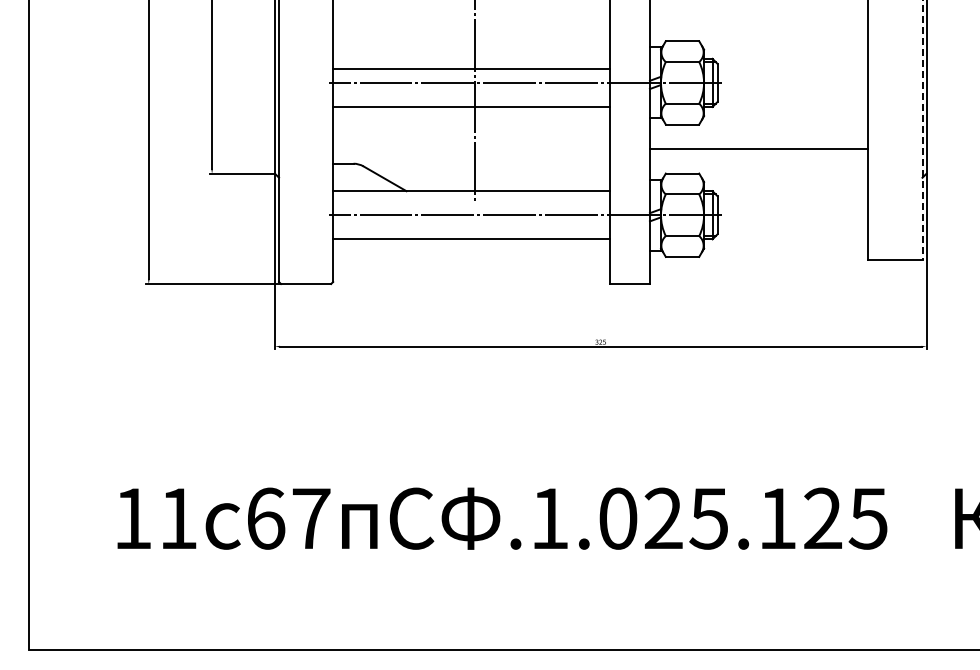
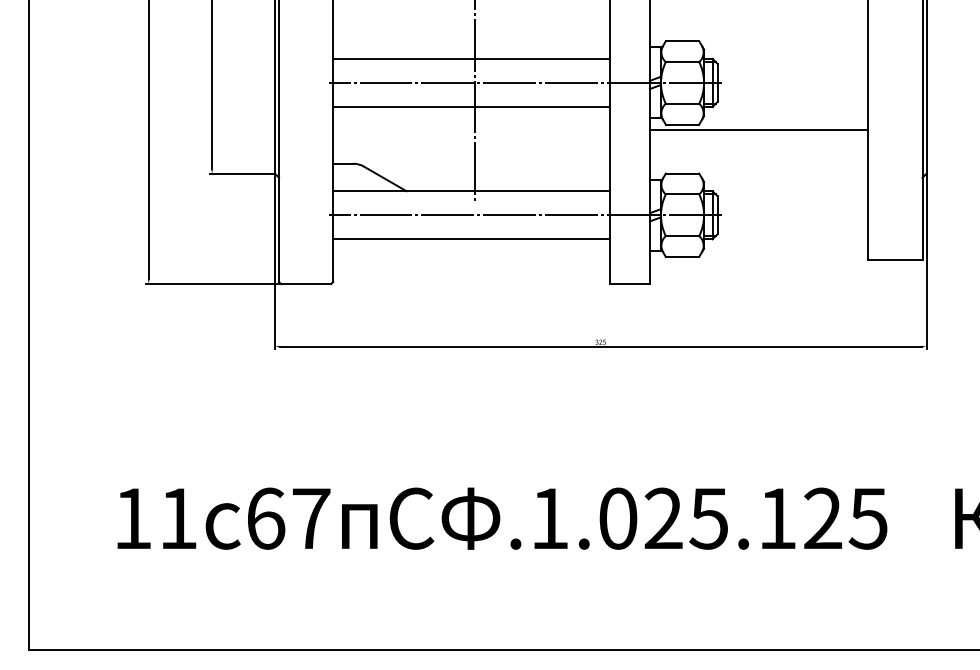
line position: (471, 68) -> (471, 58) (471, 58)
line: dashed -> solid (922, 130)
line position: (758, 148) -> (758, 129) (758, 129)
